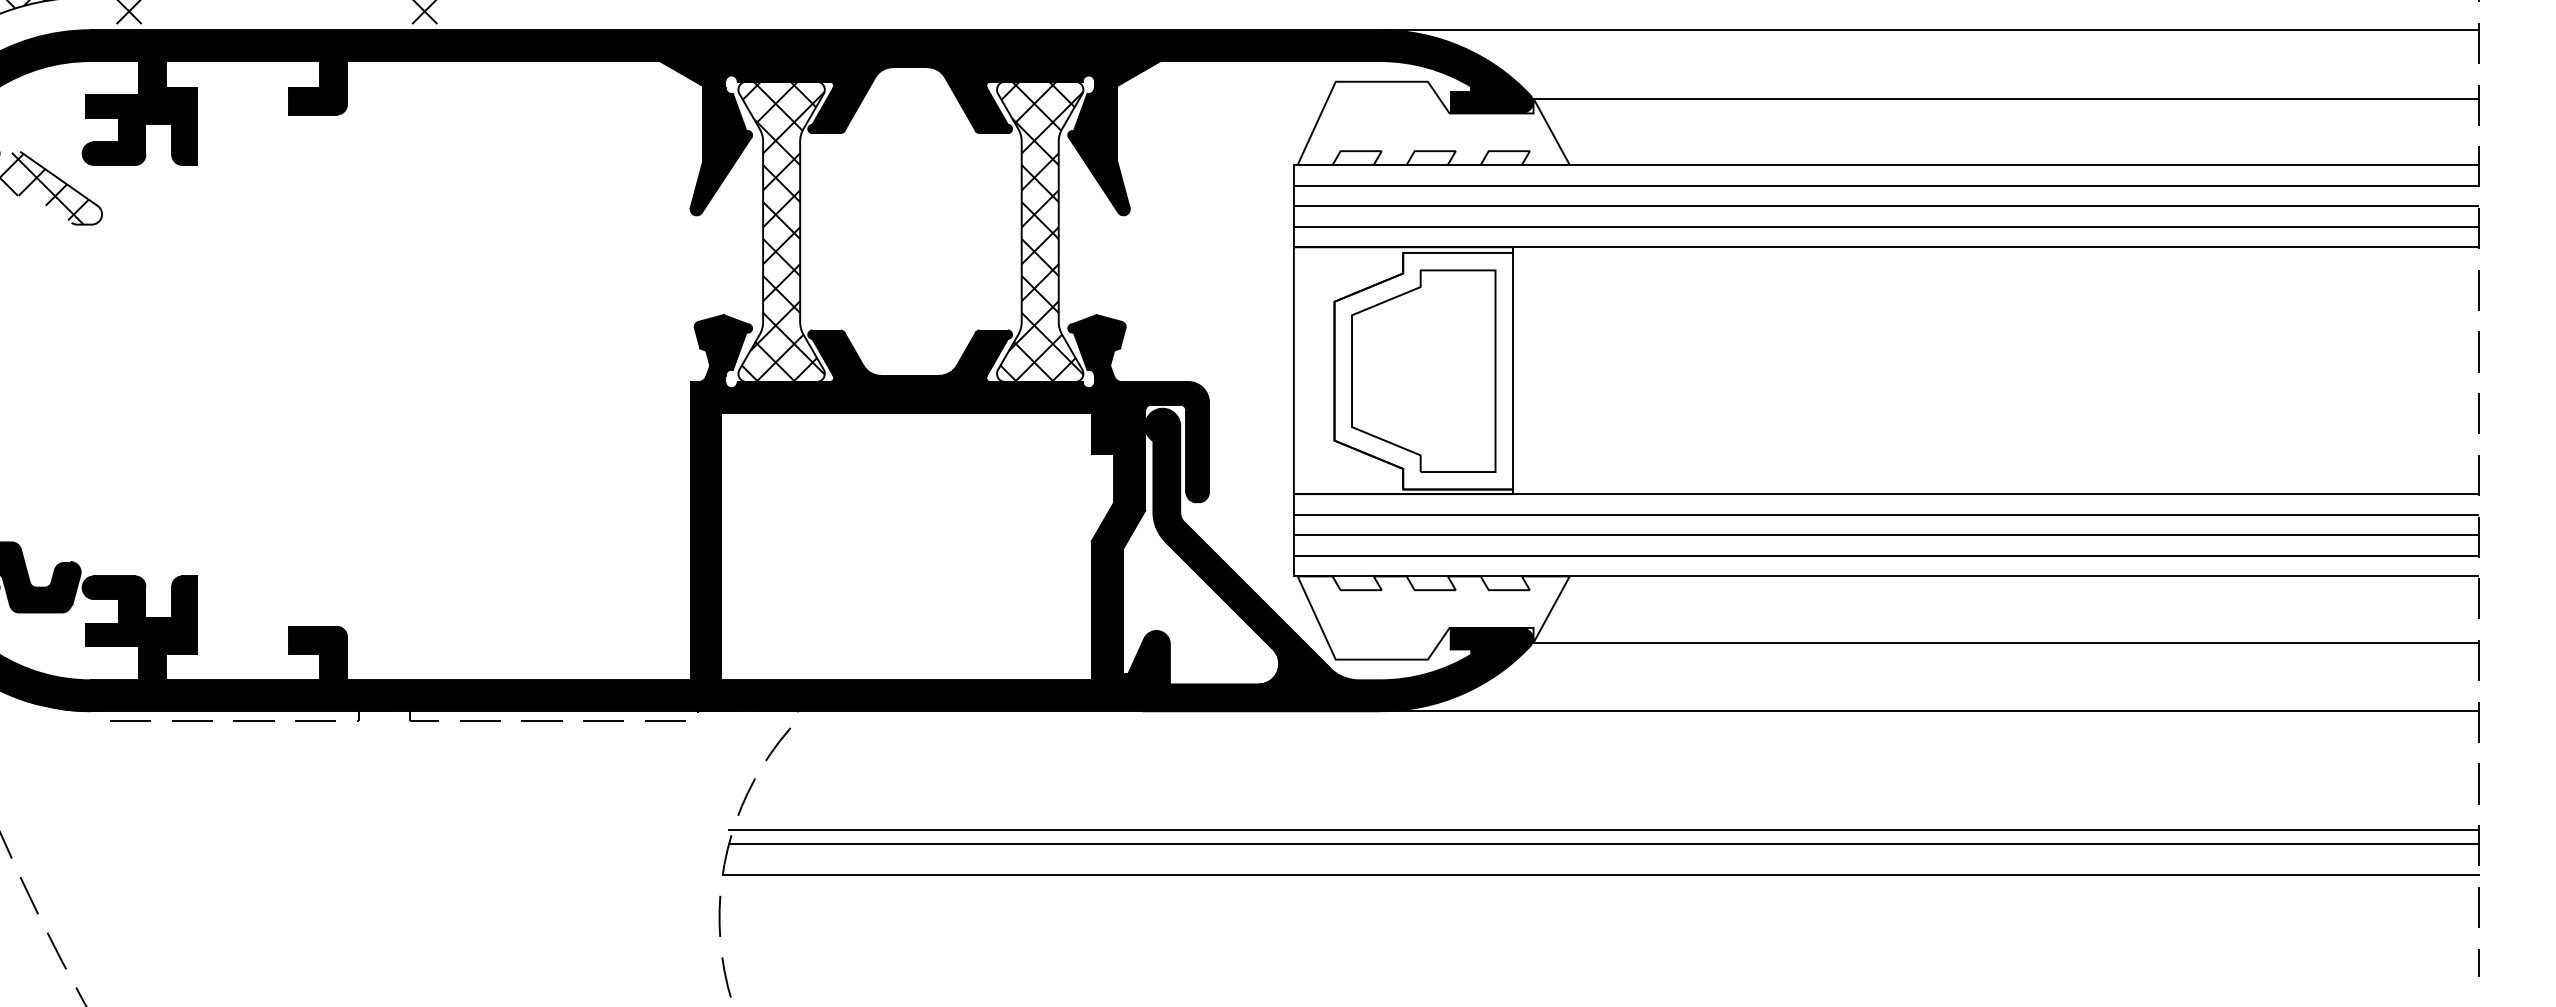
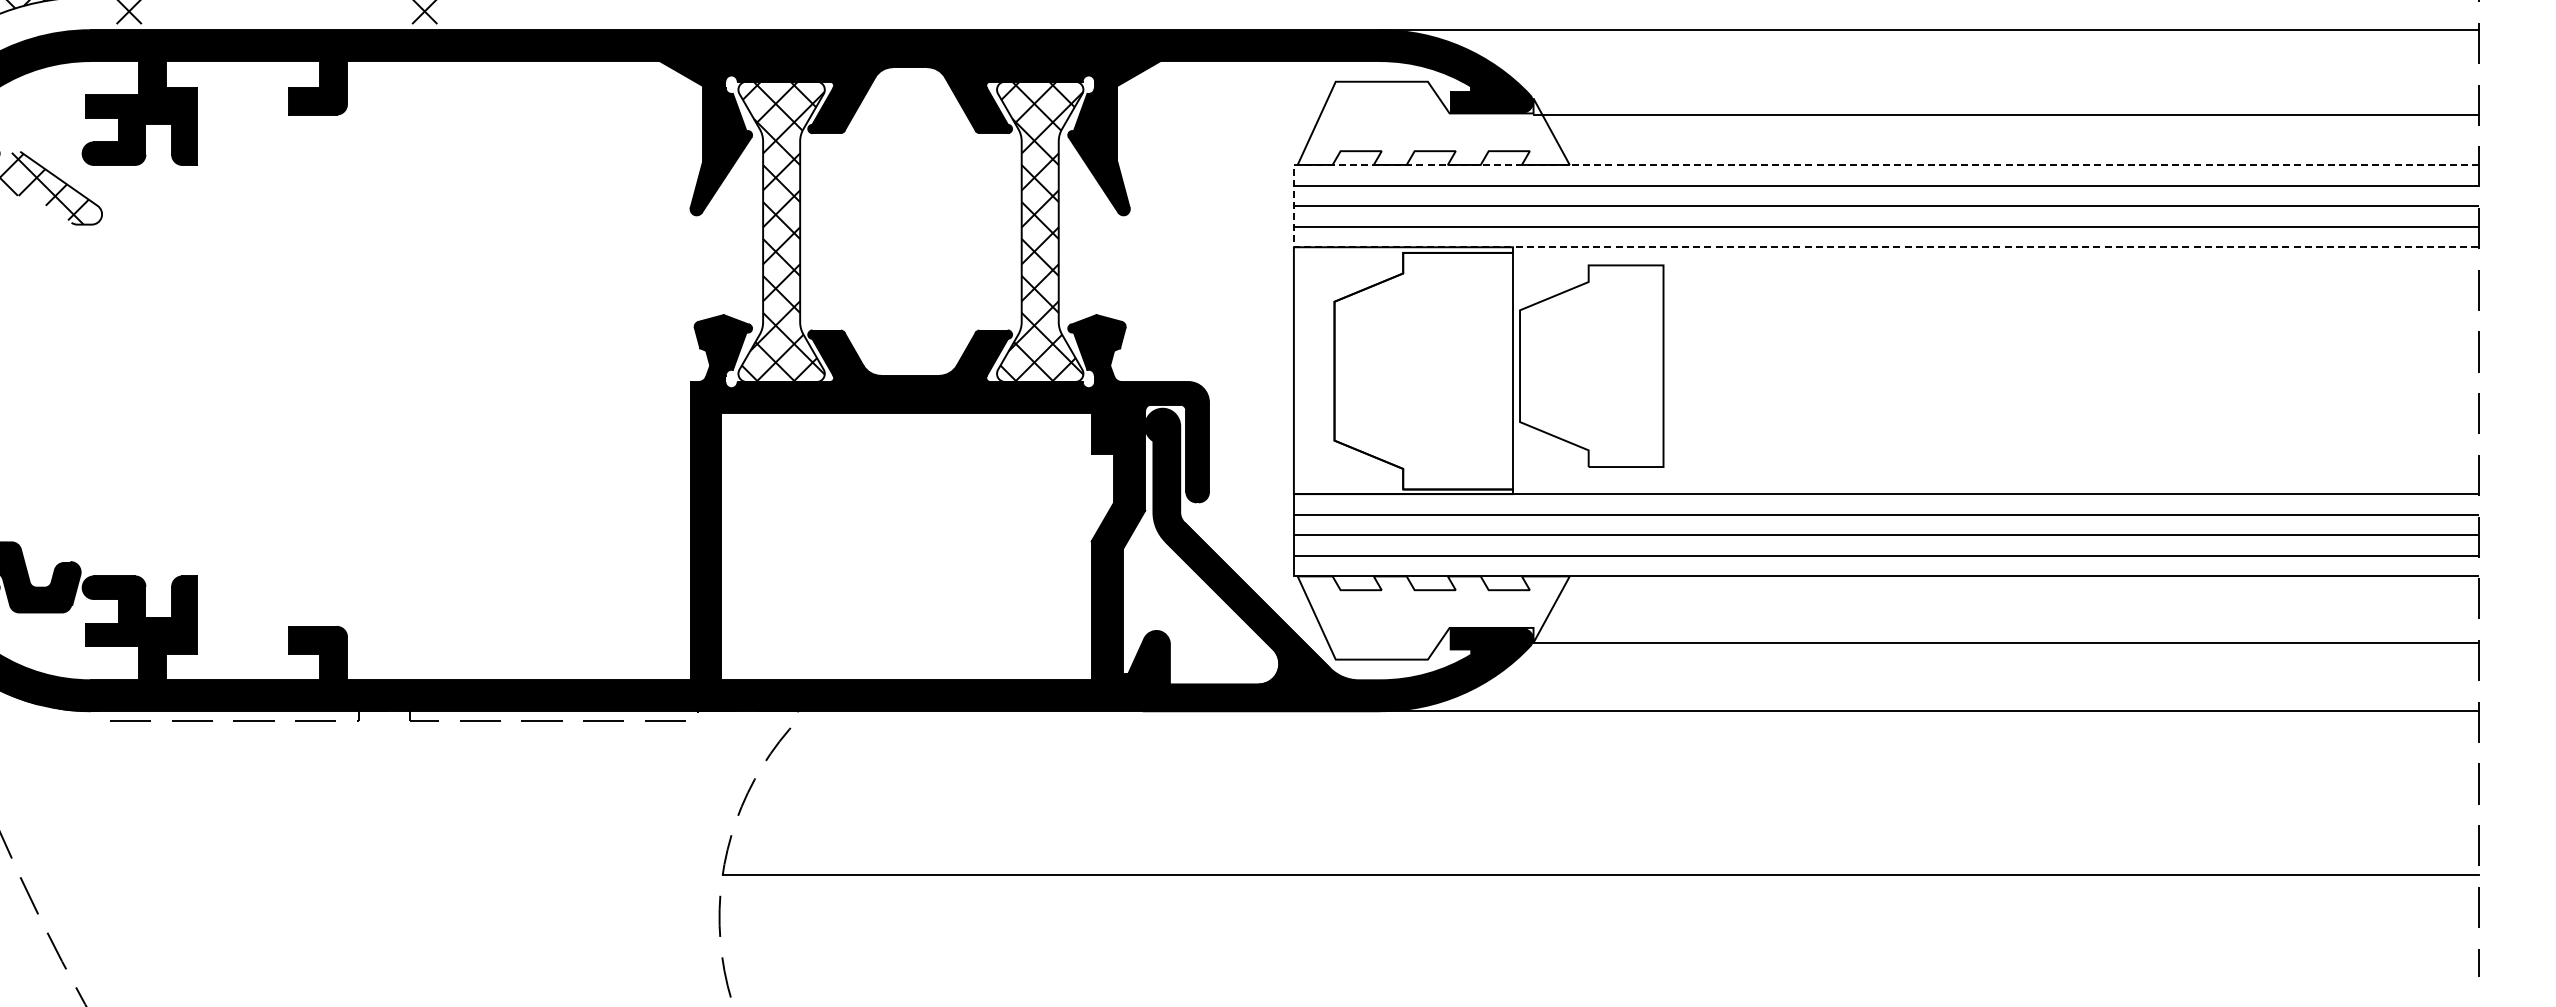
line position: (2006, 98) -> (2006, 114) (2006, 114)
line: solid -> dashed (1293, 206)
part position: (1423, 370) -> (1591, 365) (1591, 365)
line: present -> none (1604, 829)
line: present -> none (1604, 843)
